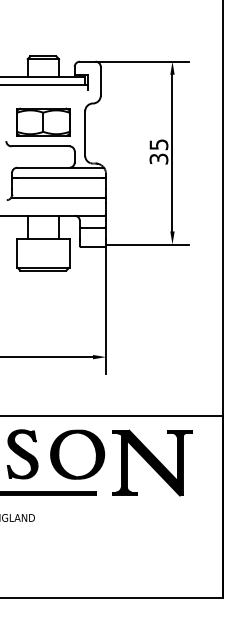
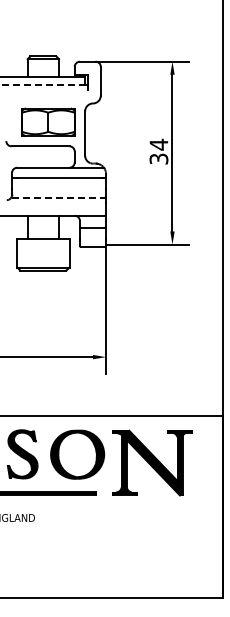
line: solid -> dashed (43, 85)
part position: (43, 121) -> (48, 121) (48, 121)
text: 35 -> 34 (158, 144)
line: solid -> dashed (58, 197)
